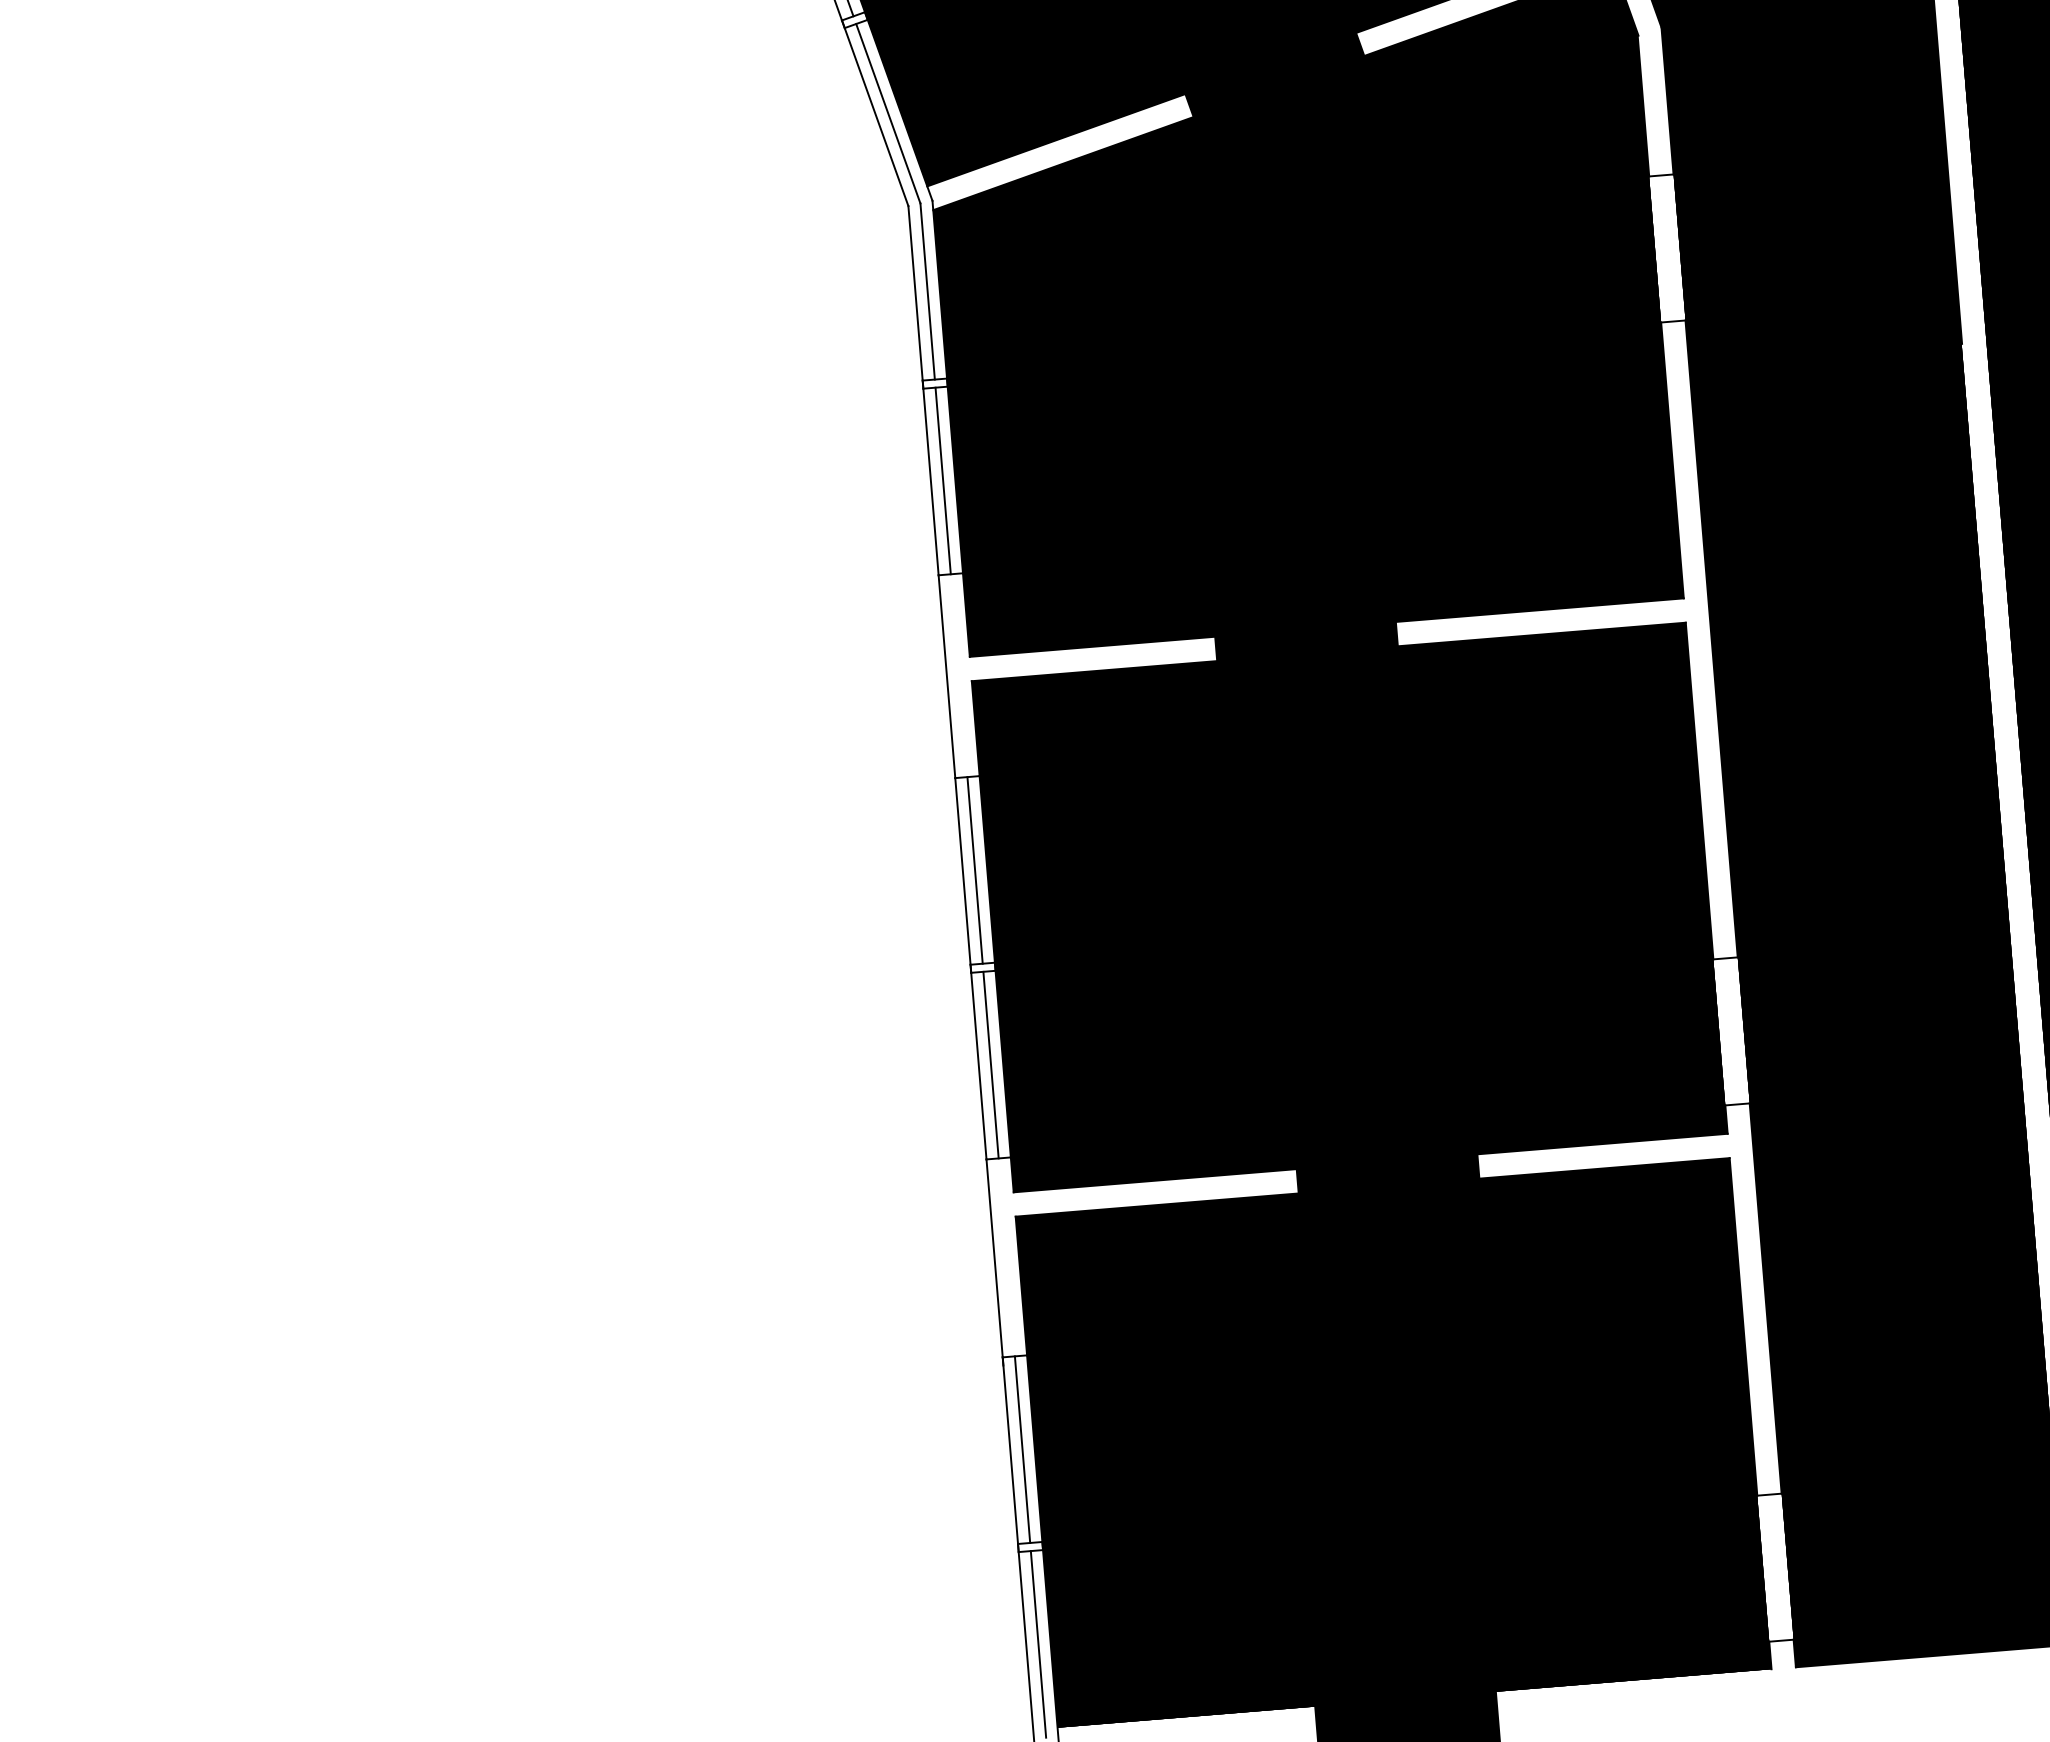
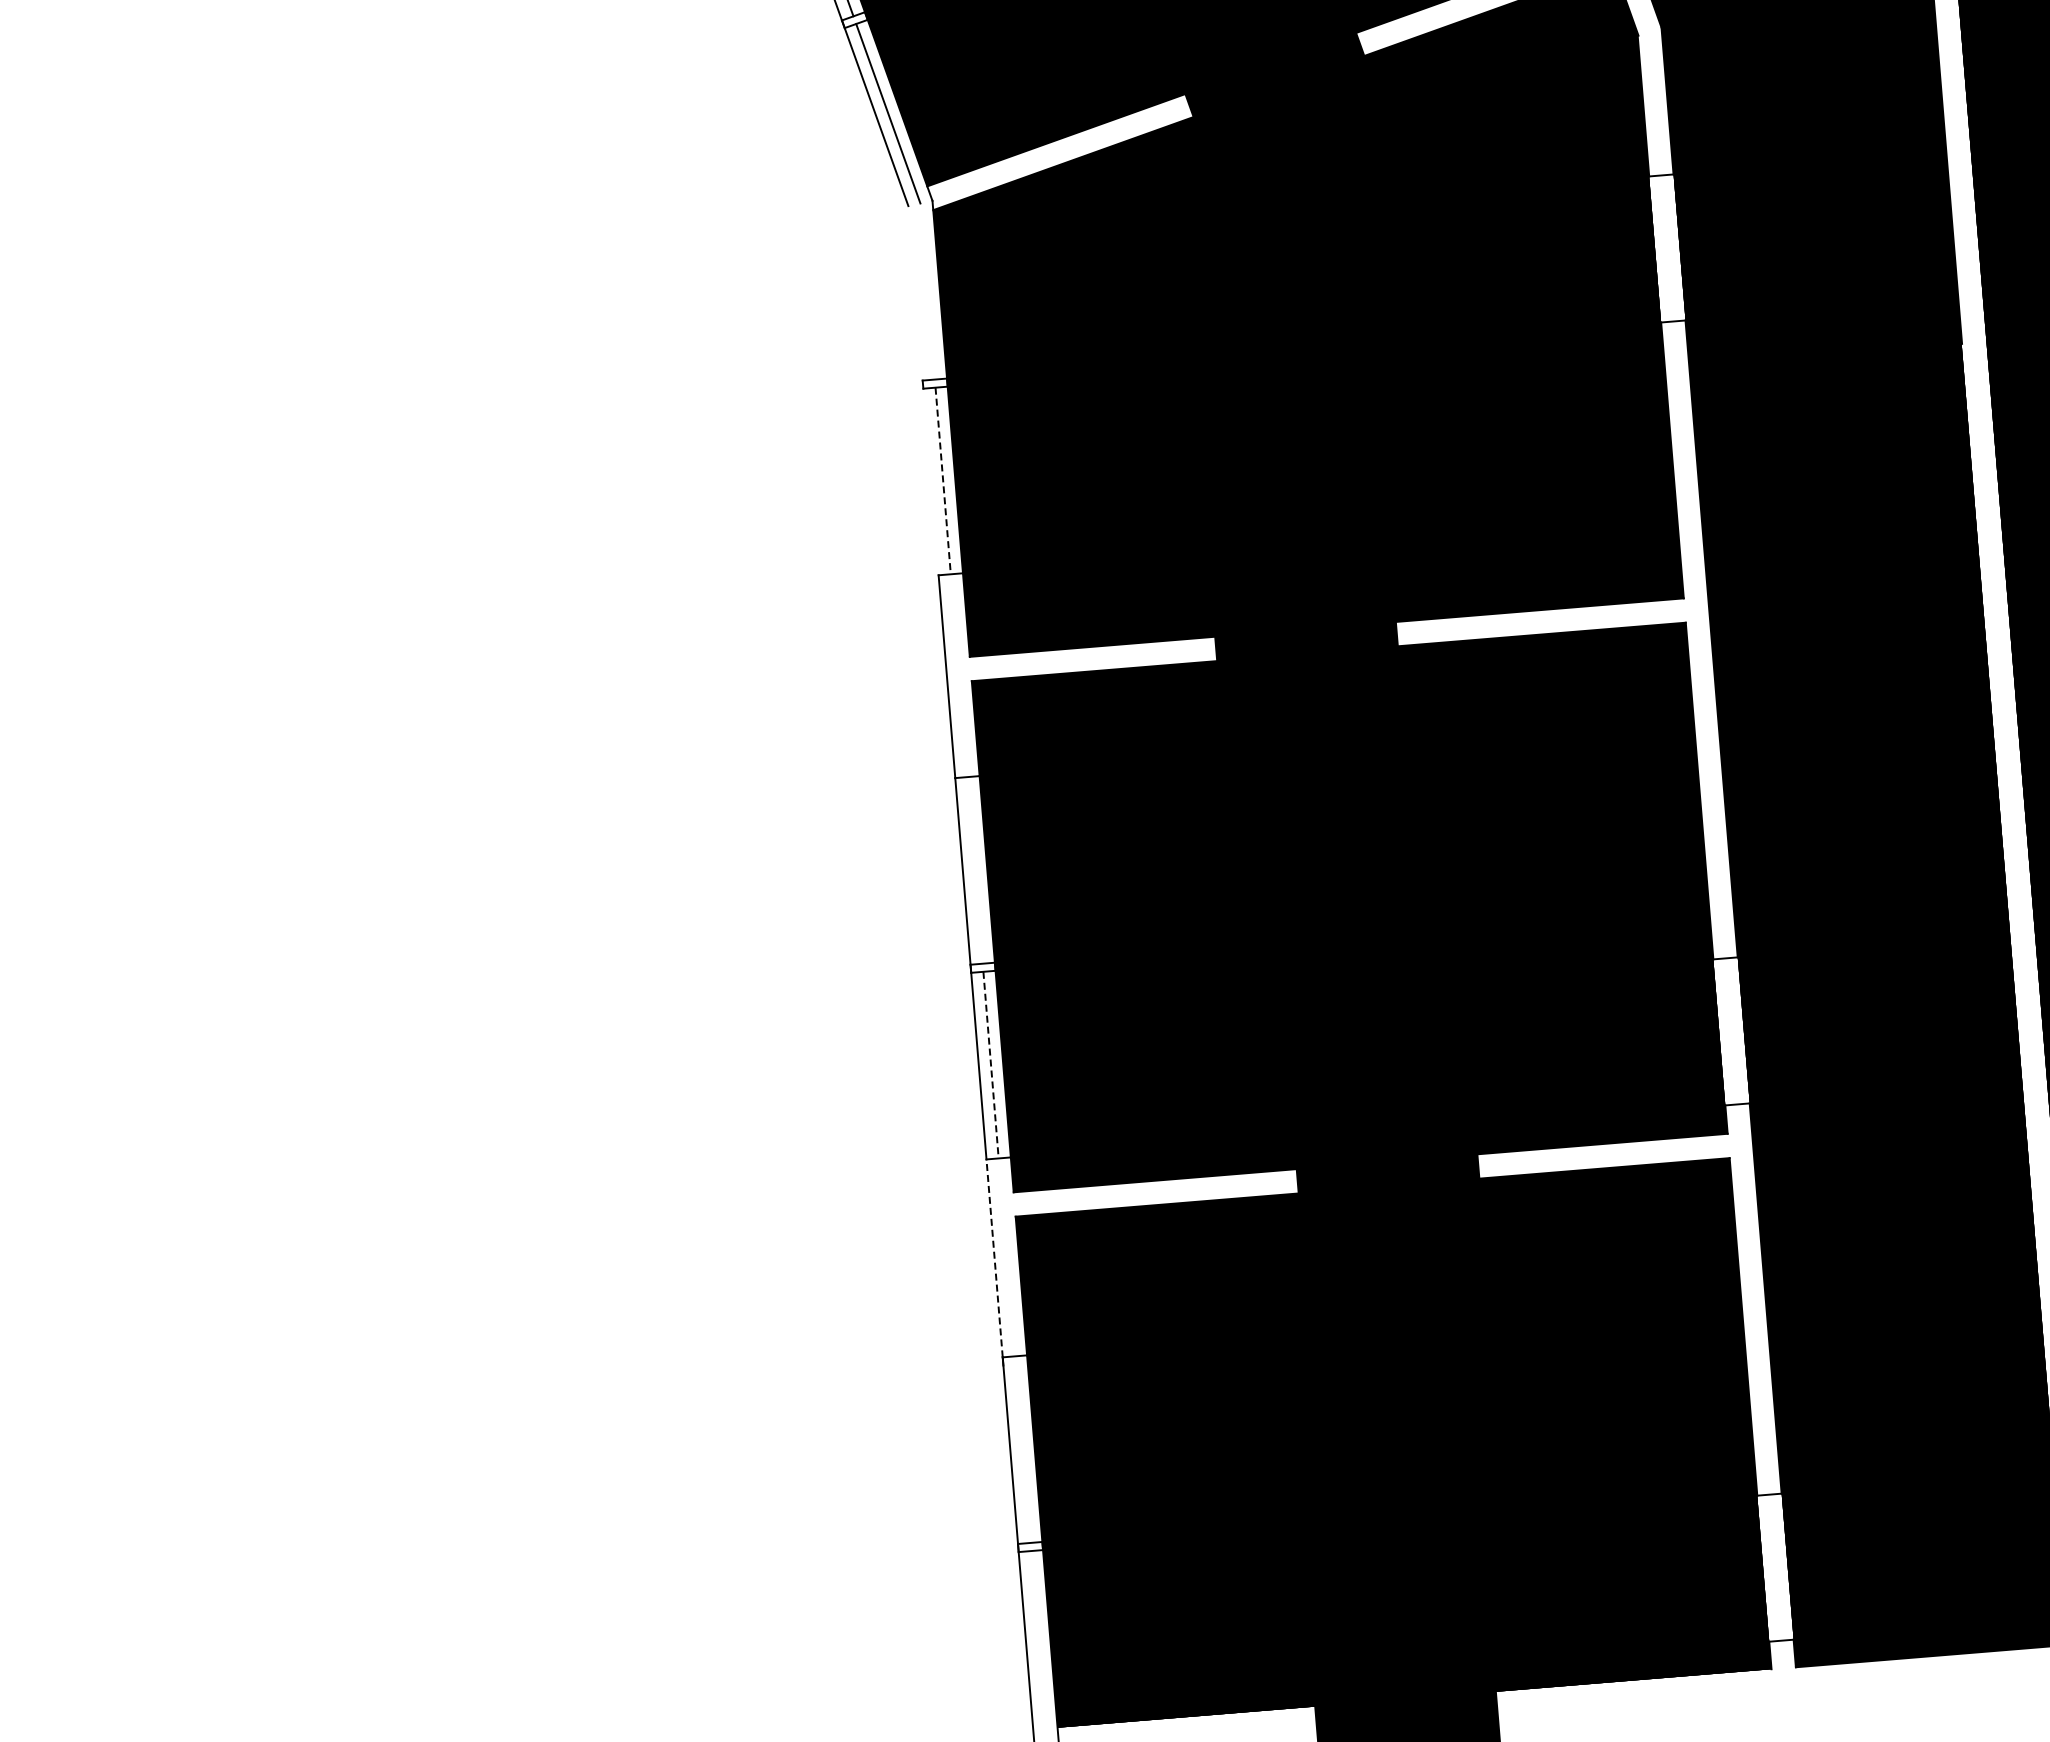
line: present -> none (927, 291)
line: present -> none (923, 390)
line: solid -> dashed (943, 480)
line: present -> none (974, 870)
line: solid -> dashed (991, 1065)
line: solid -> dashed (994, 1257)
line: present -> none (1022, 1449)
line: present -> none (1038, 1644)
